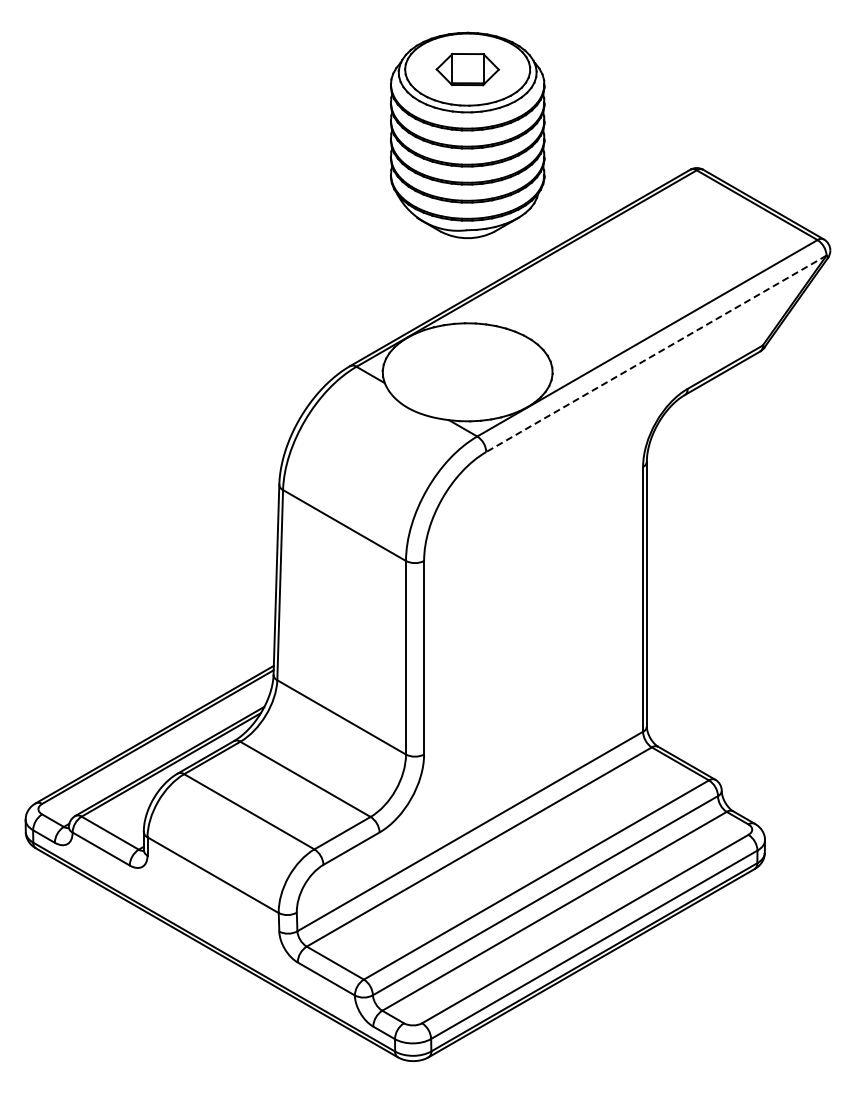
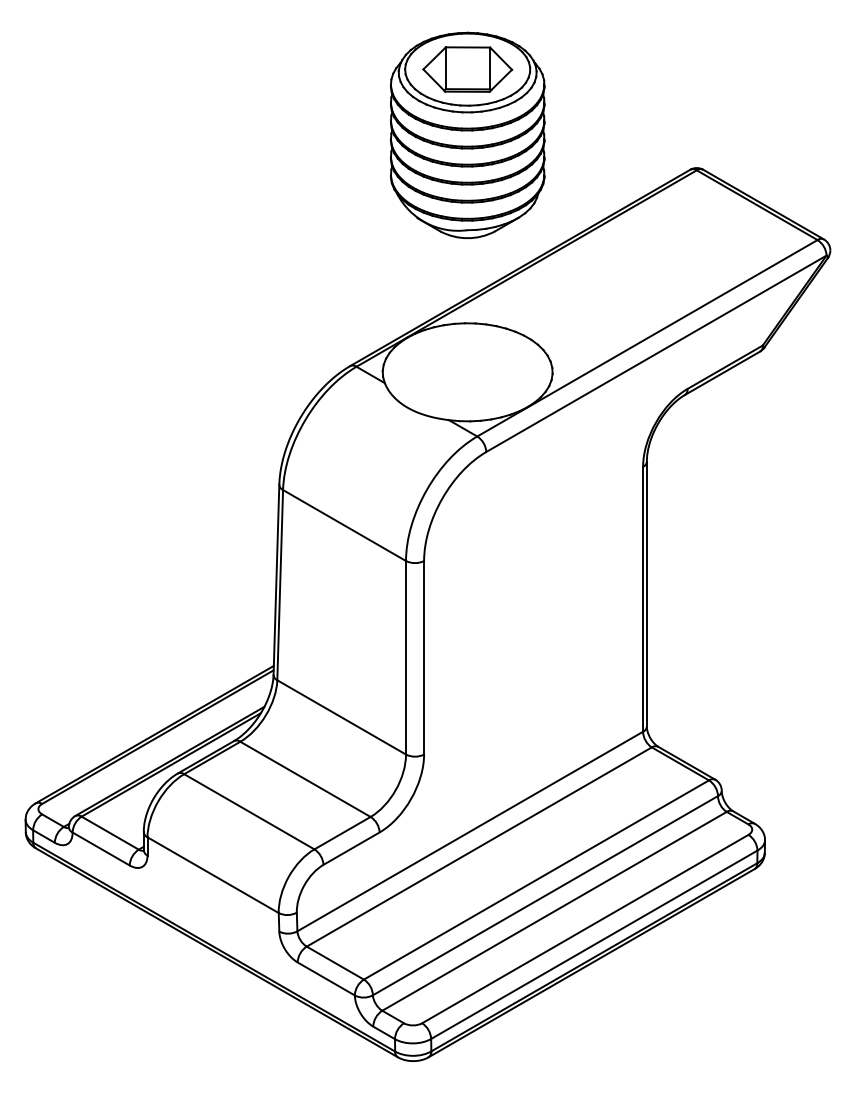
part size: 65x35 px -> 92x47 px (467, 69)
line: dashed -> solid (656, 354)
